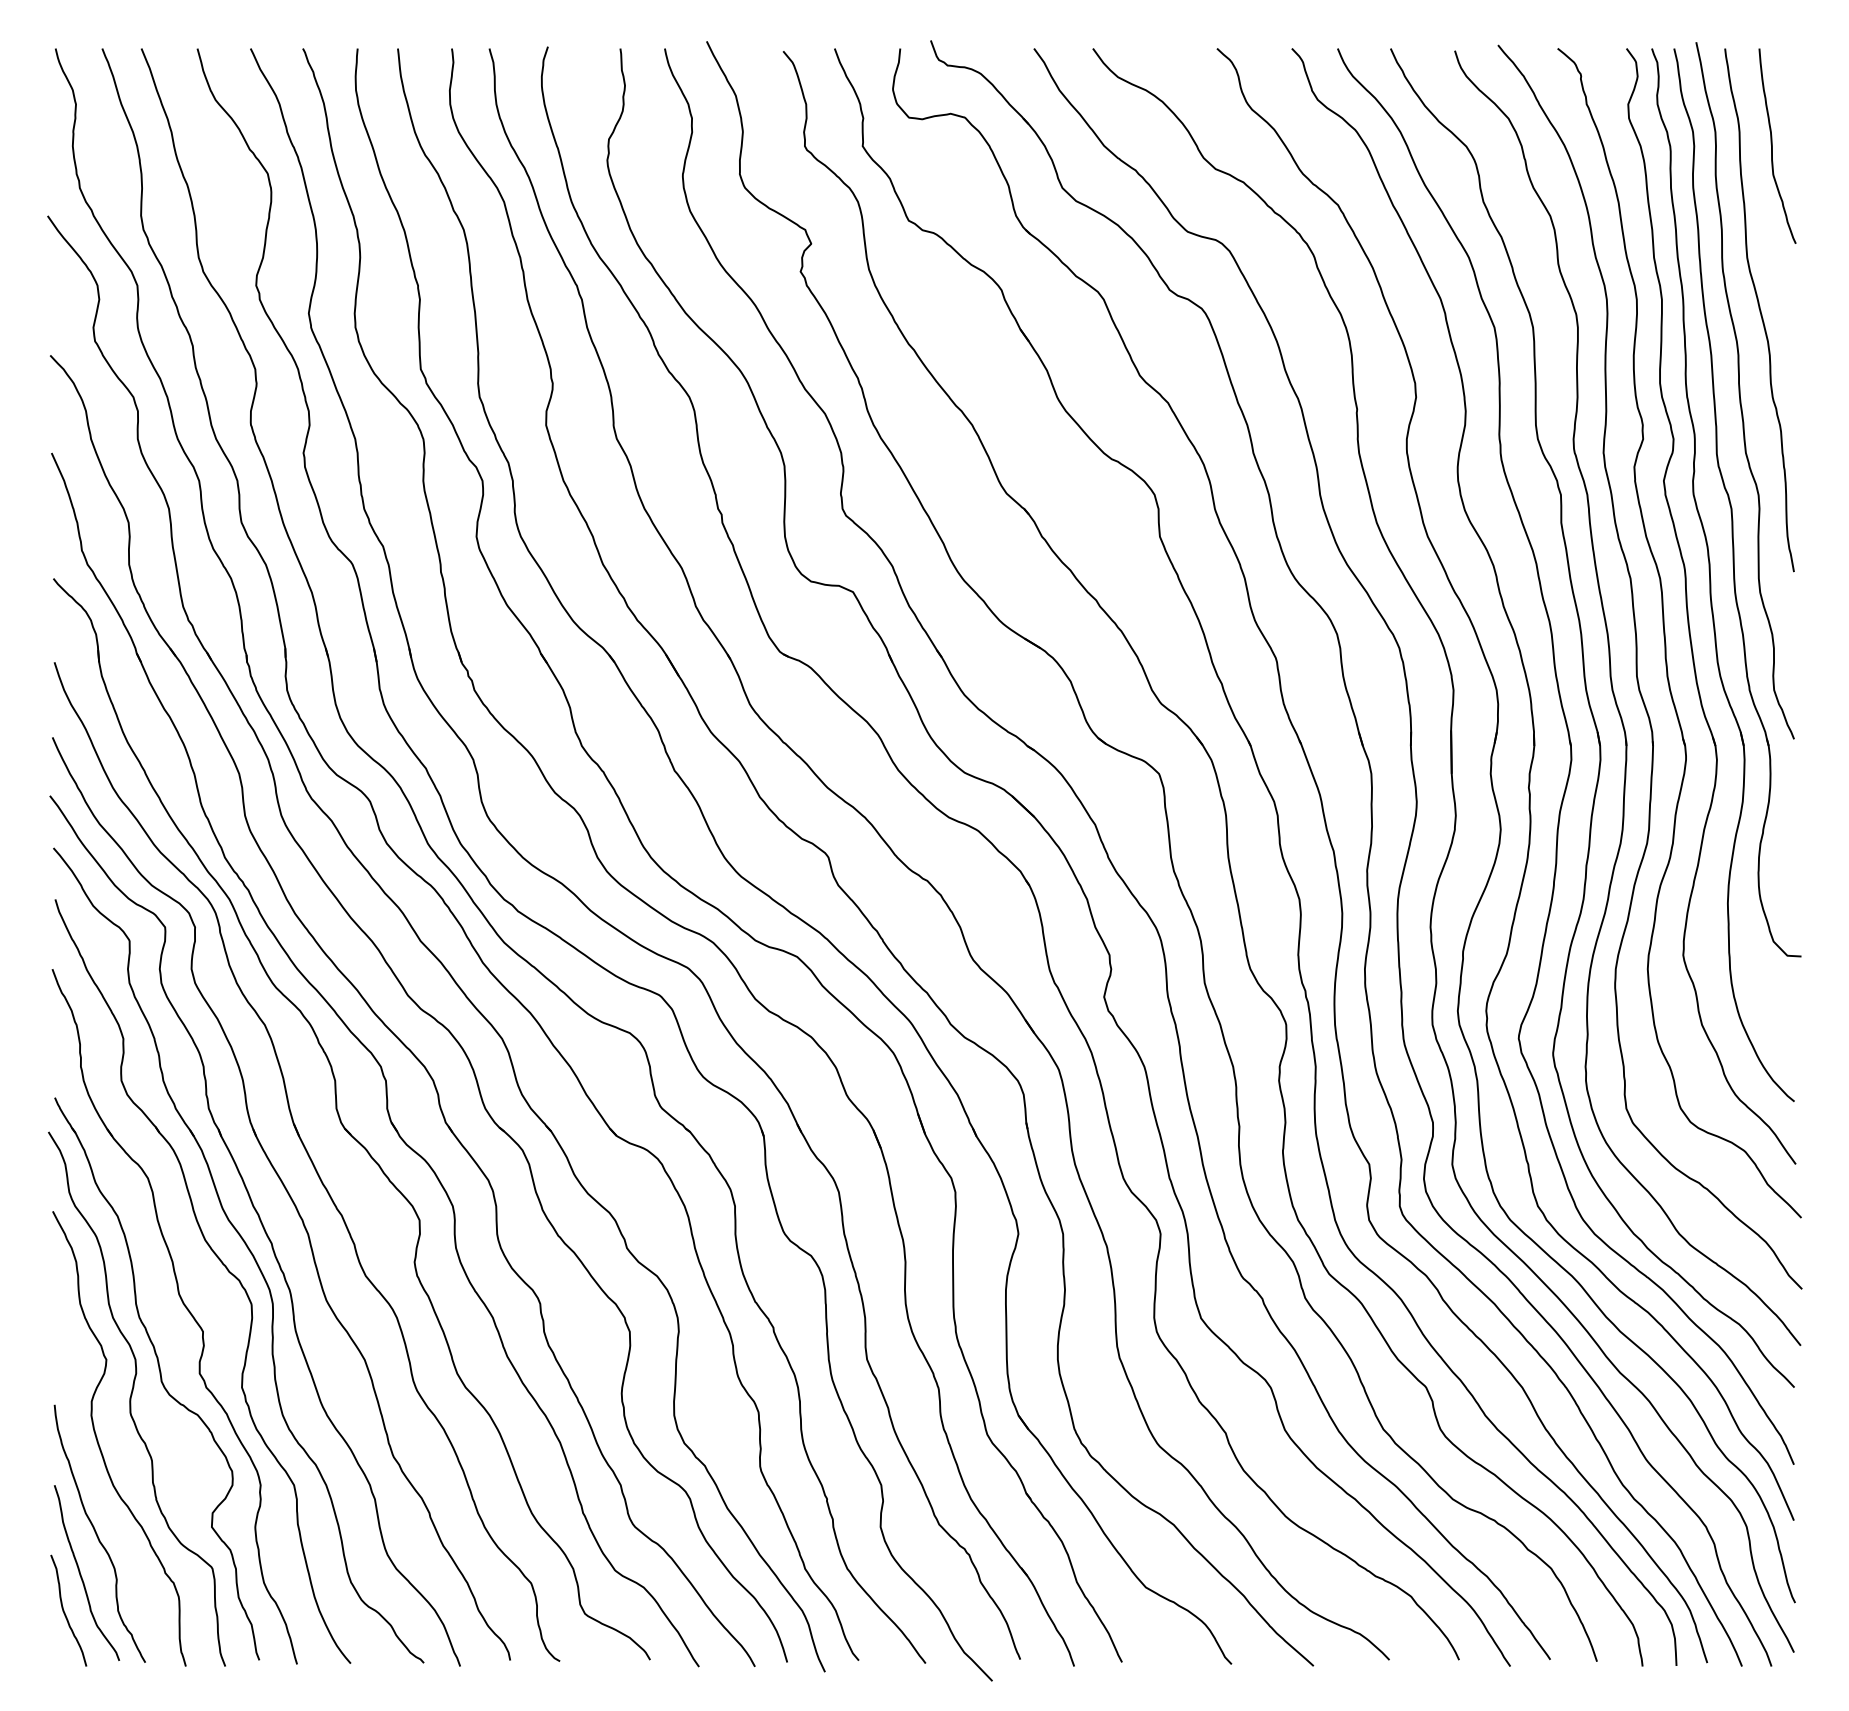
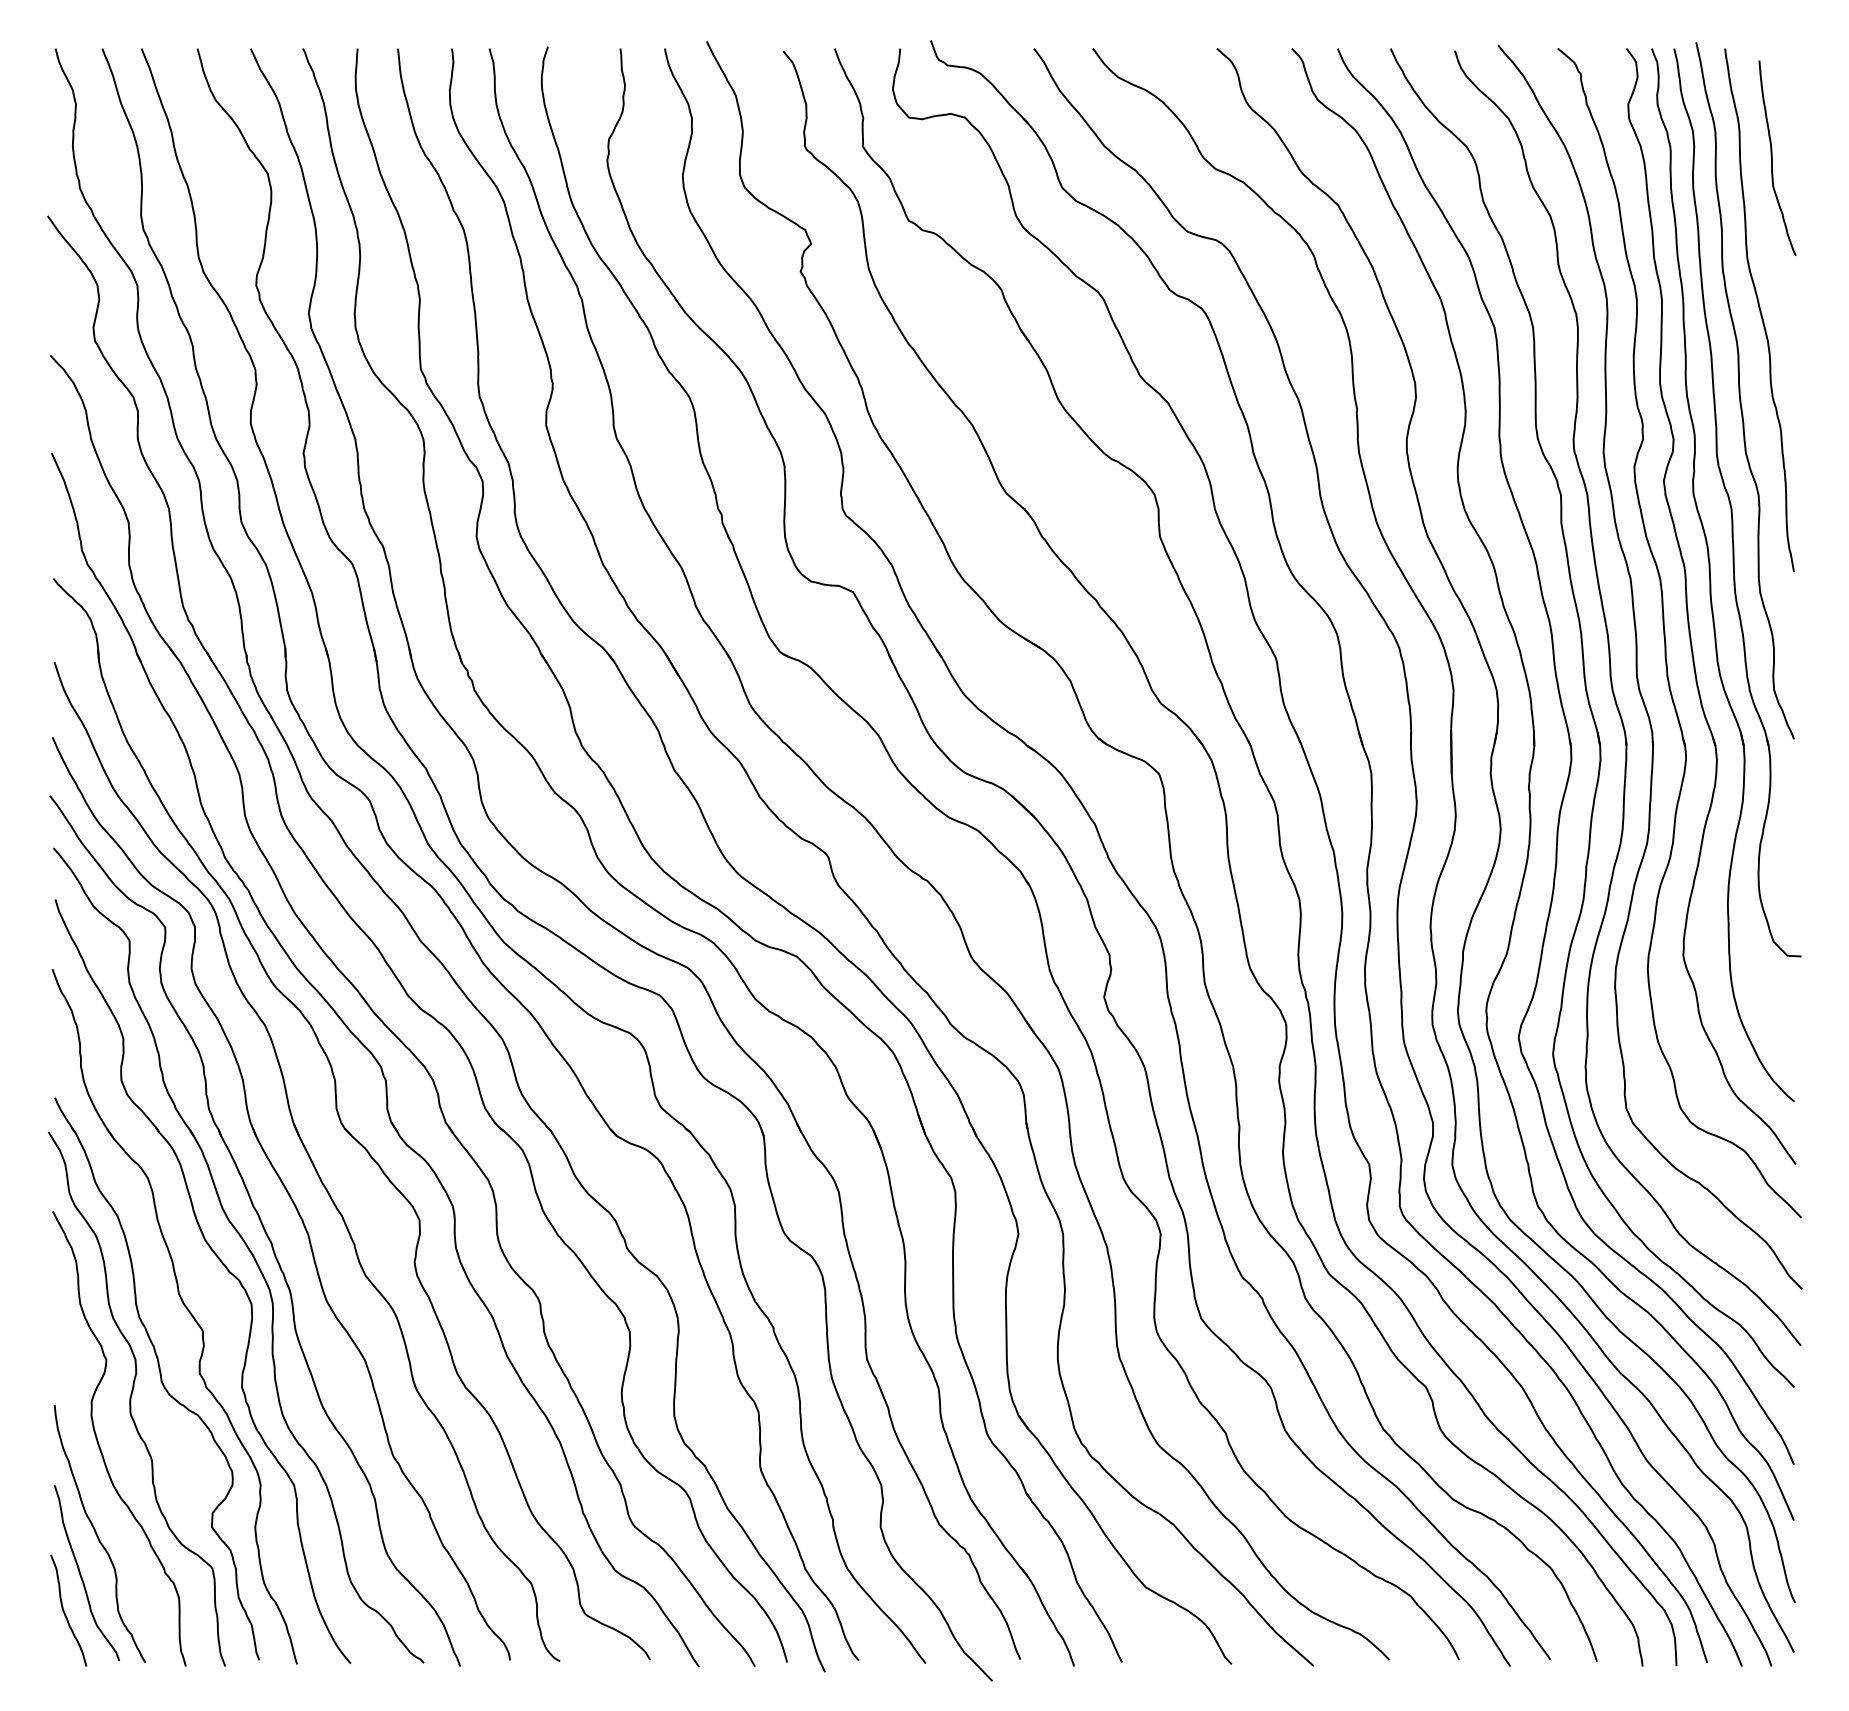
curve position: (1772, 145) -> (1772, 157) (1772, 157)
